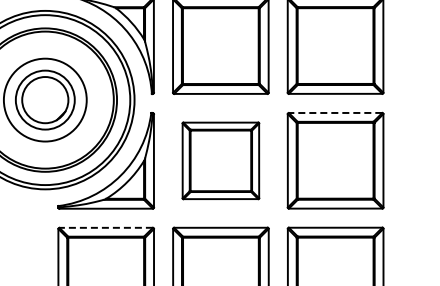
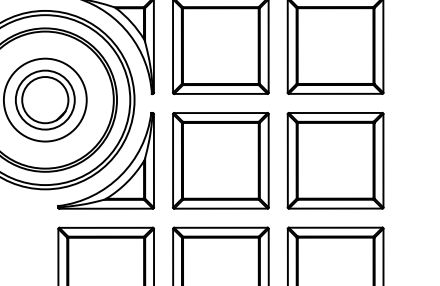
line: dashed -> solid (335, 112)
part size: 80x80 px -> 98x98 px (220, 160)
line: dashed -> solid (106, 227)
